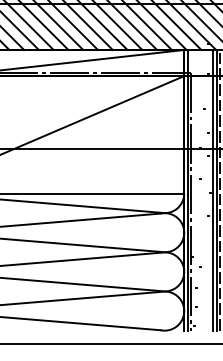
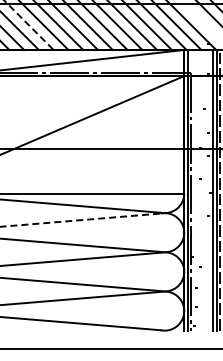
line: present -> none (200, 20)
line: solid -> dashed (29, 25)
line: solid -> dashed (81, 220)
line position: (110, 343) -> (110, 348) (110, 348)
